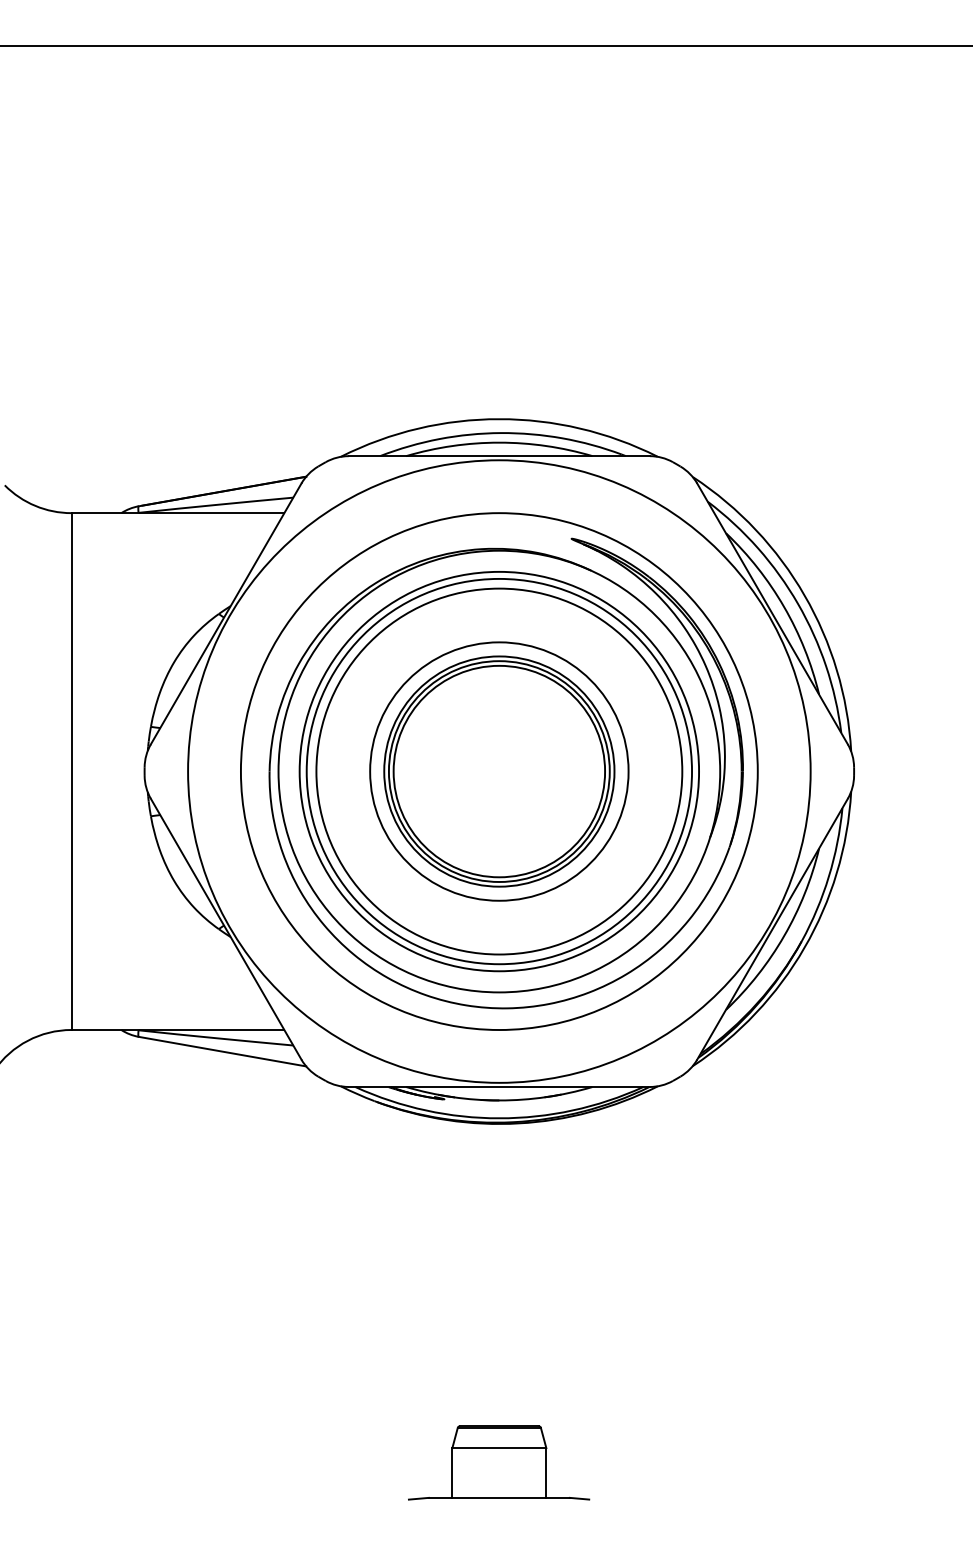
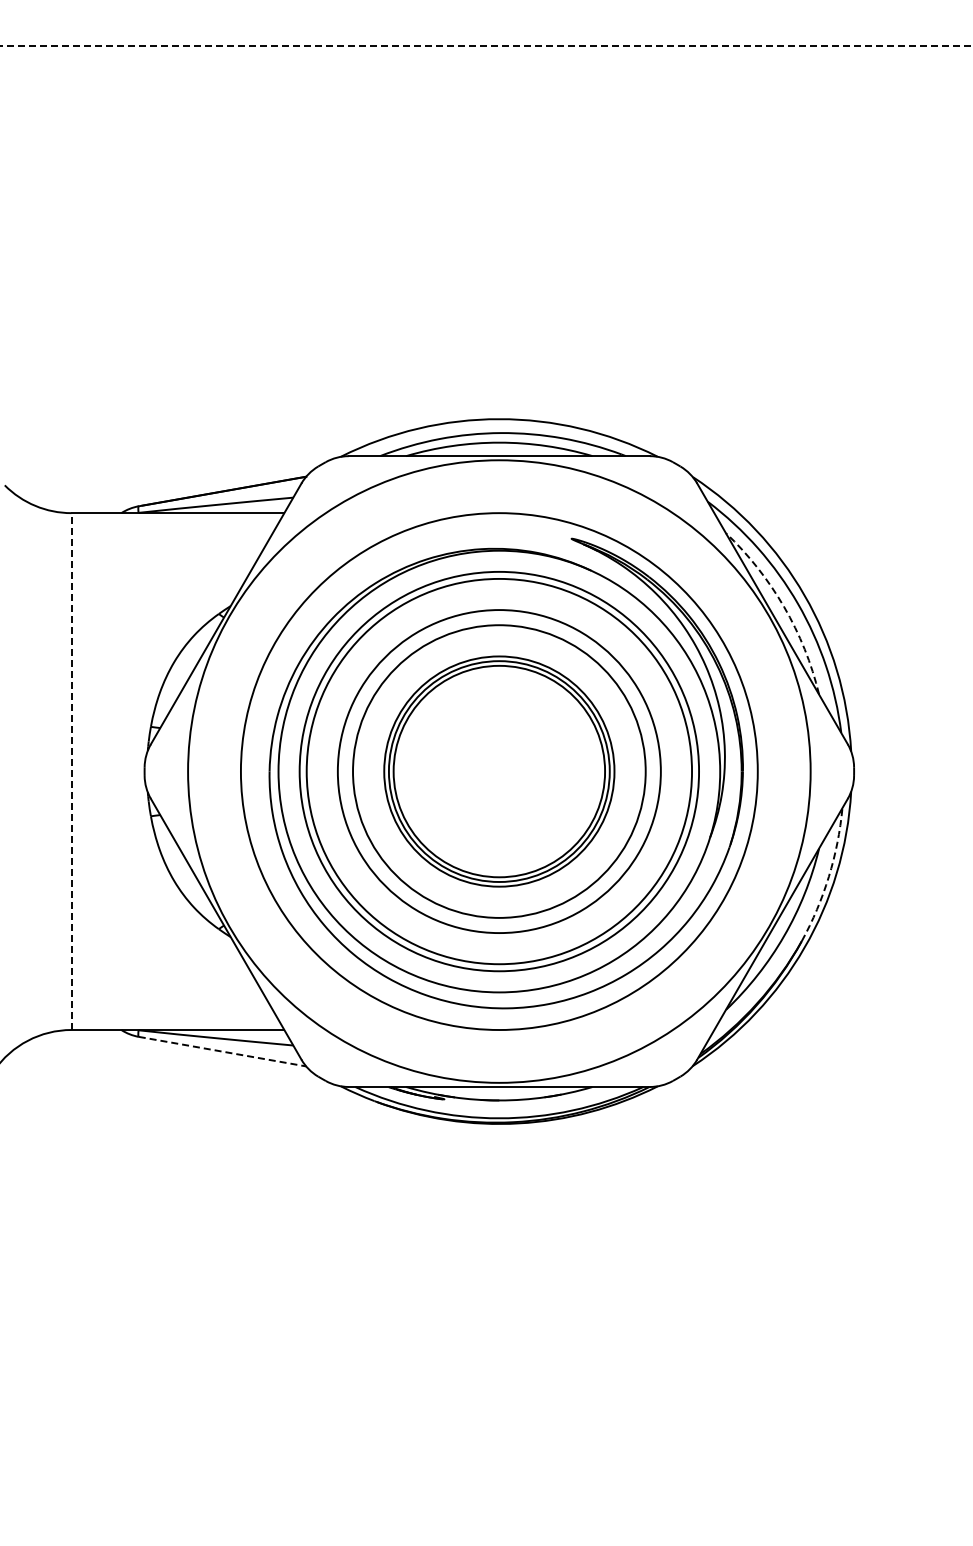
line: solid -> dashed (486, 46)
arc: solid -> dashed (784, 607)
line: solid -> dashed (71, 771)
circle diameter: 258 px -> 323 px (498, 771)
circle diameter: 366 px -> 293 px (499, 771)
arc: solid -> dashed (828, 876)
line: solid -> dashed (223, 1051)
part: present -> none (499, 1462)
